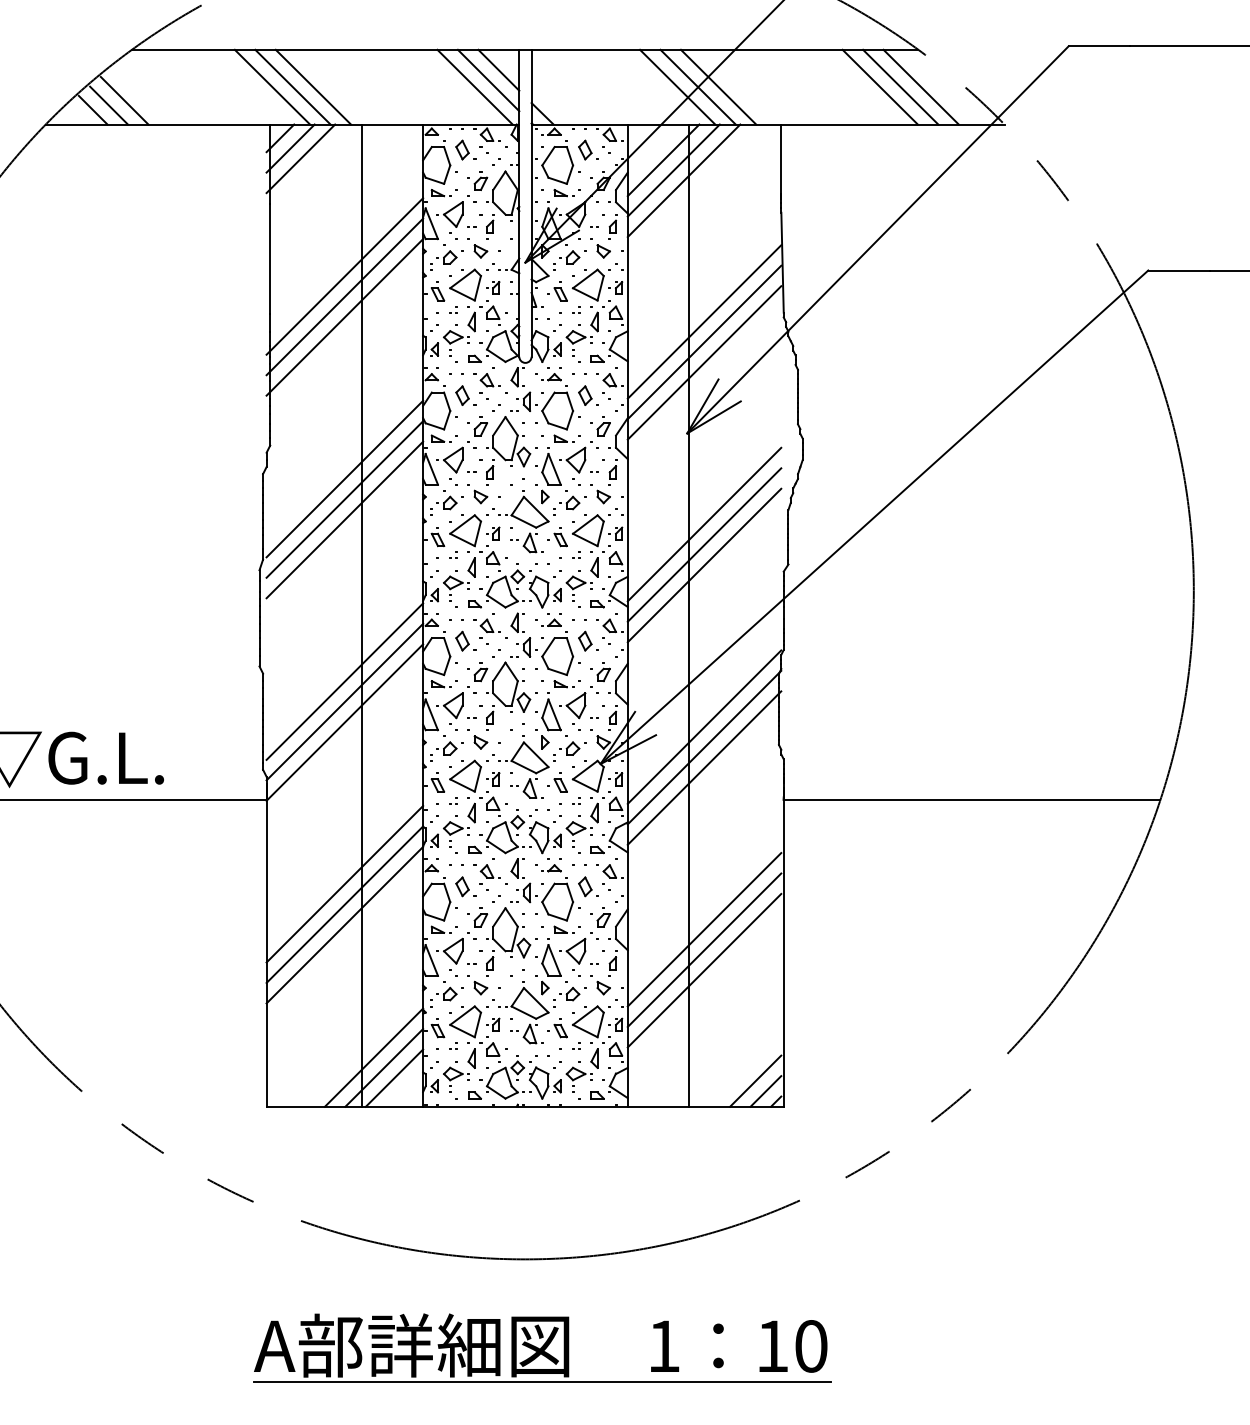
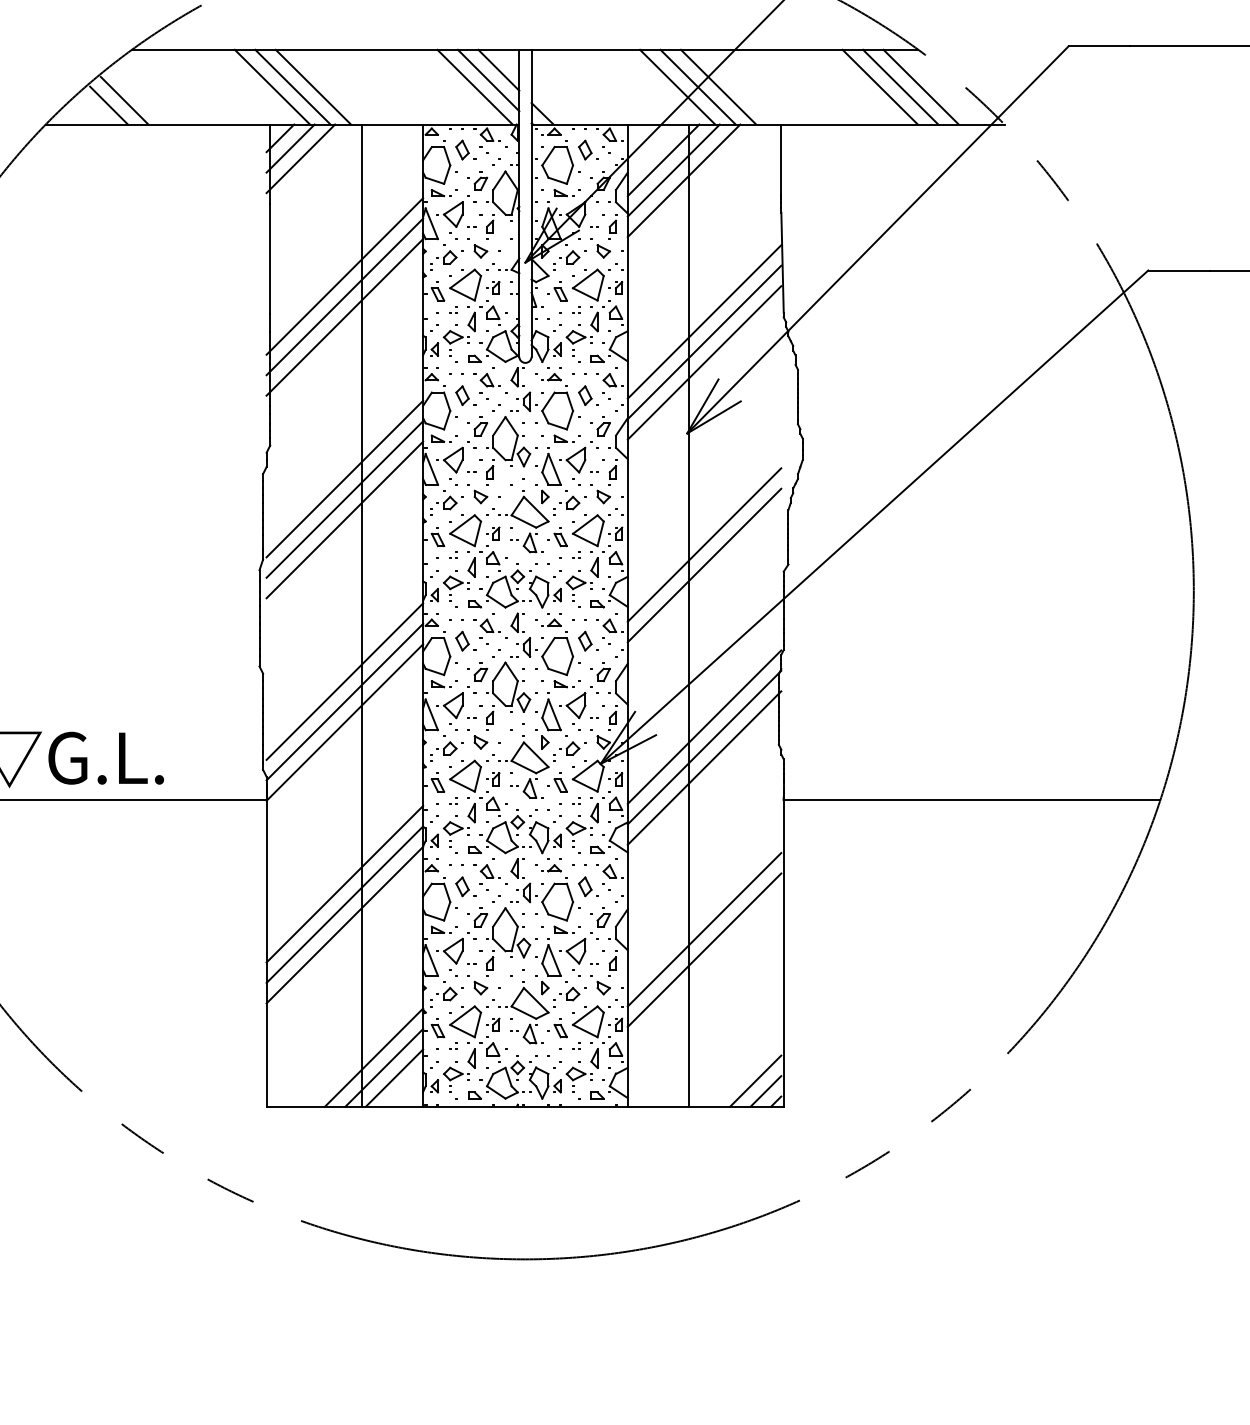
line: present -> none (92, 109)
line: present -> none (704, 524)
line: present -> none (704, 970)
part: present -> none (542, 1347)
